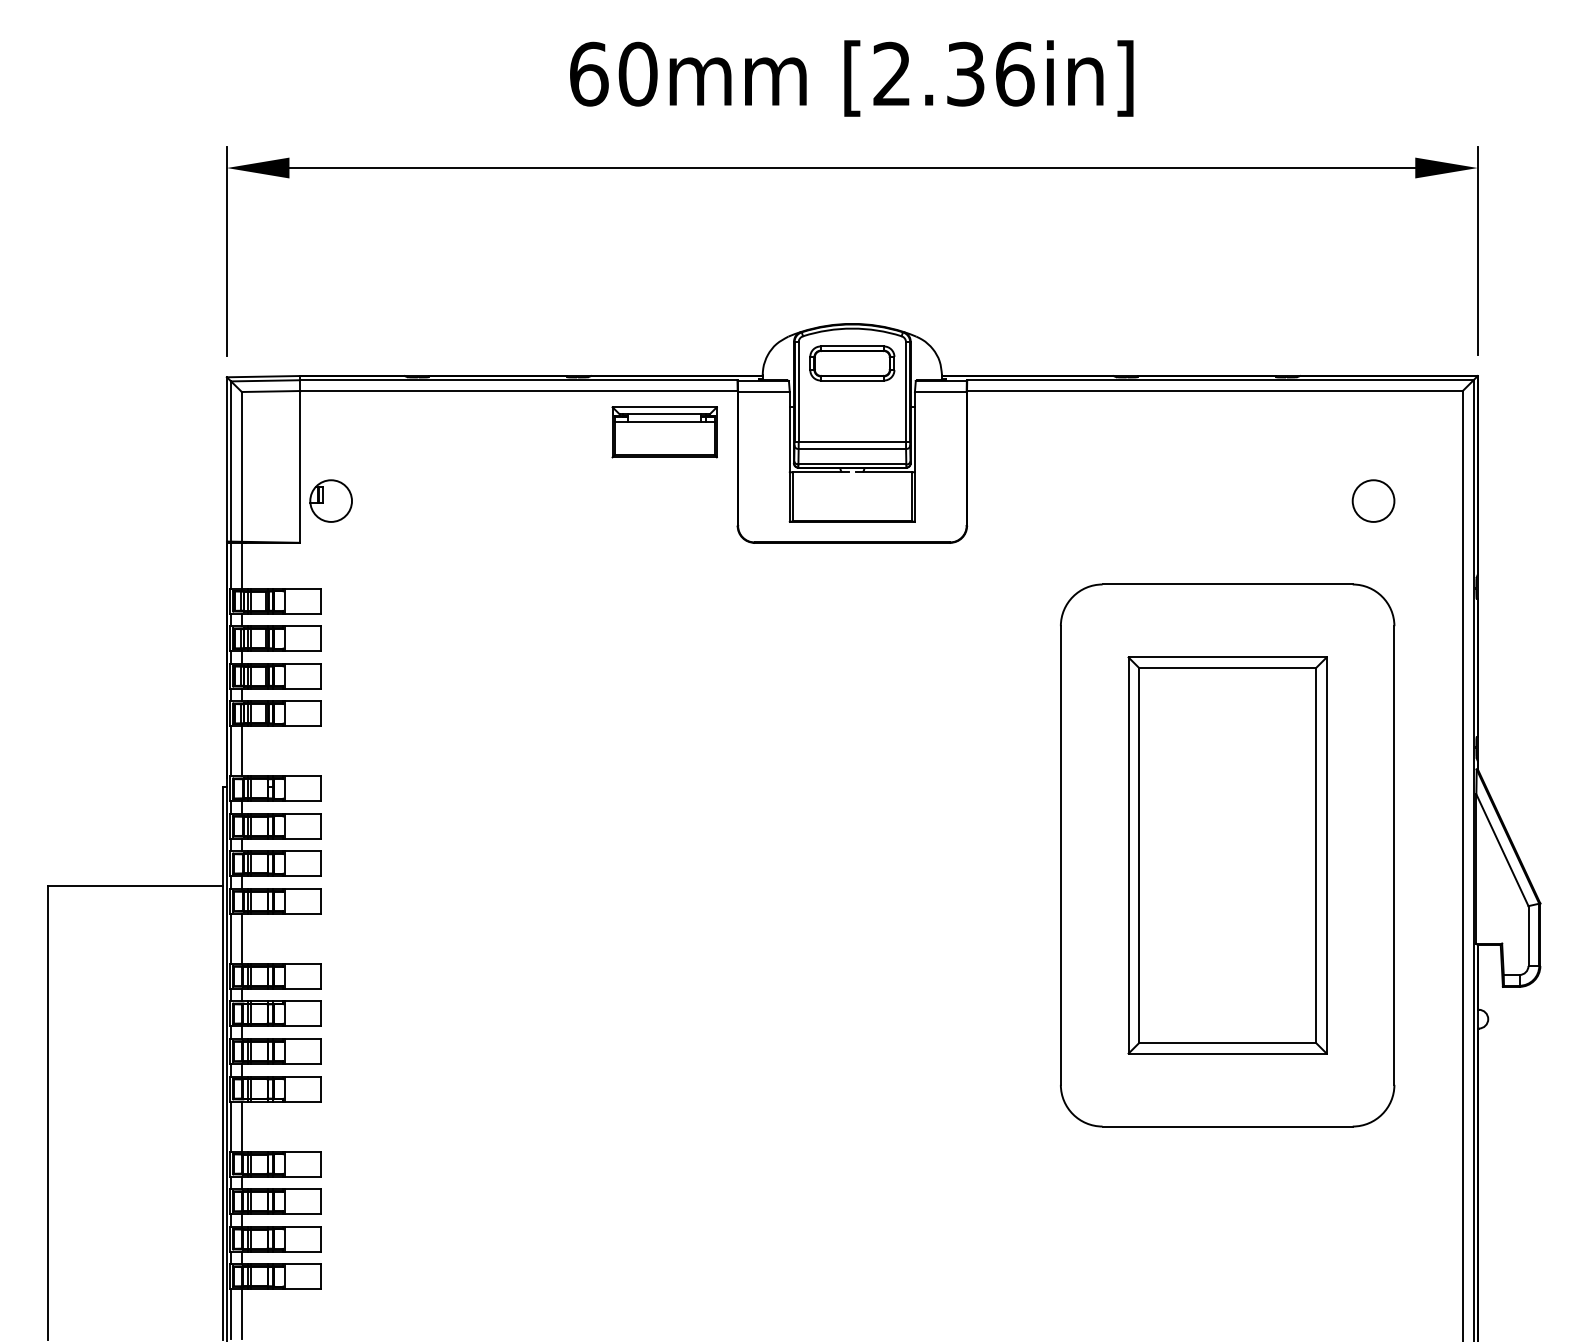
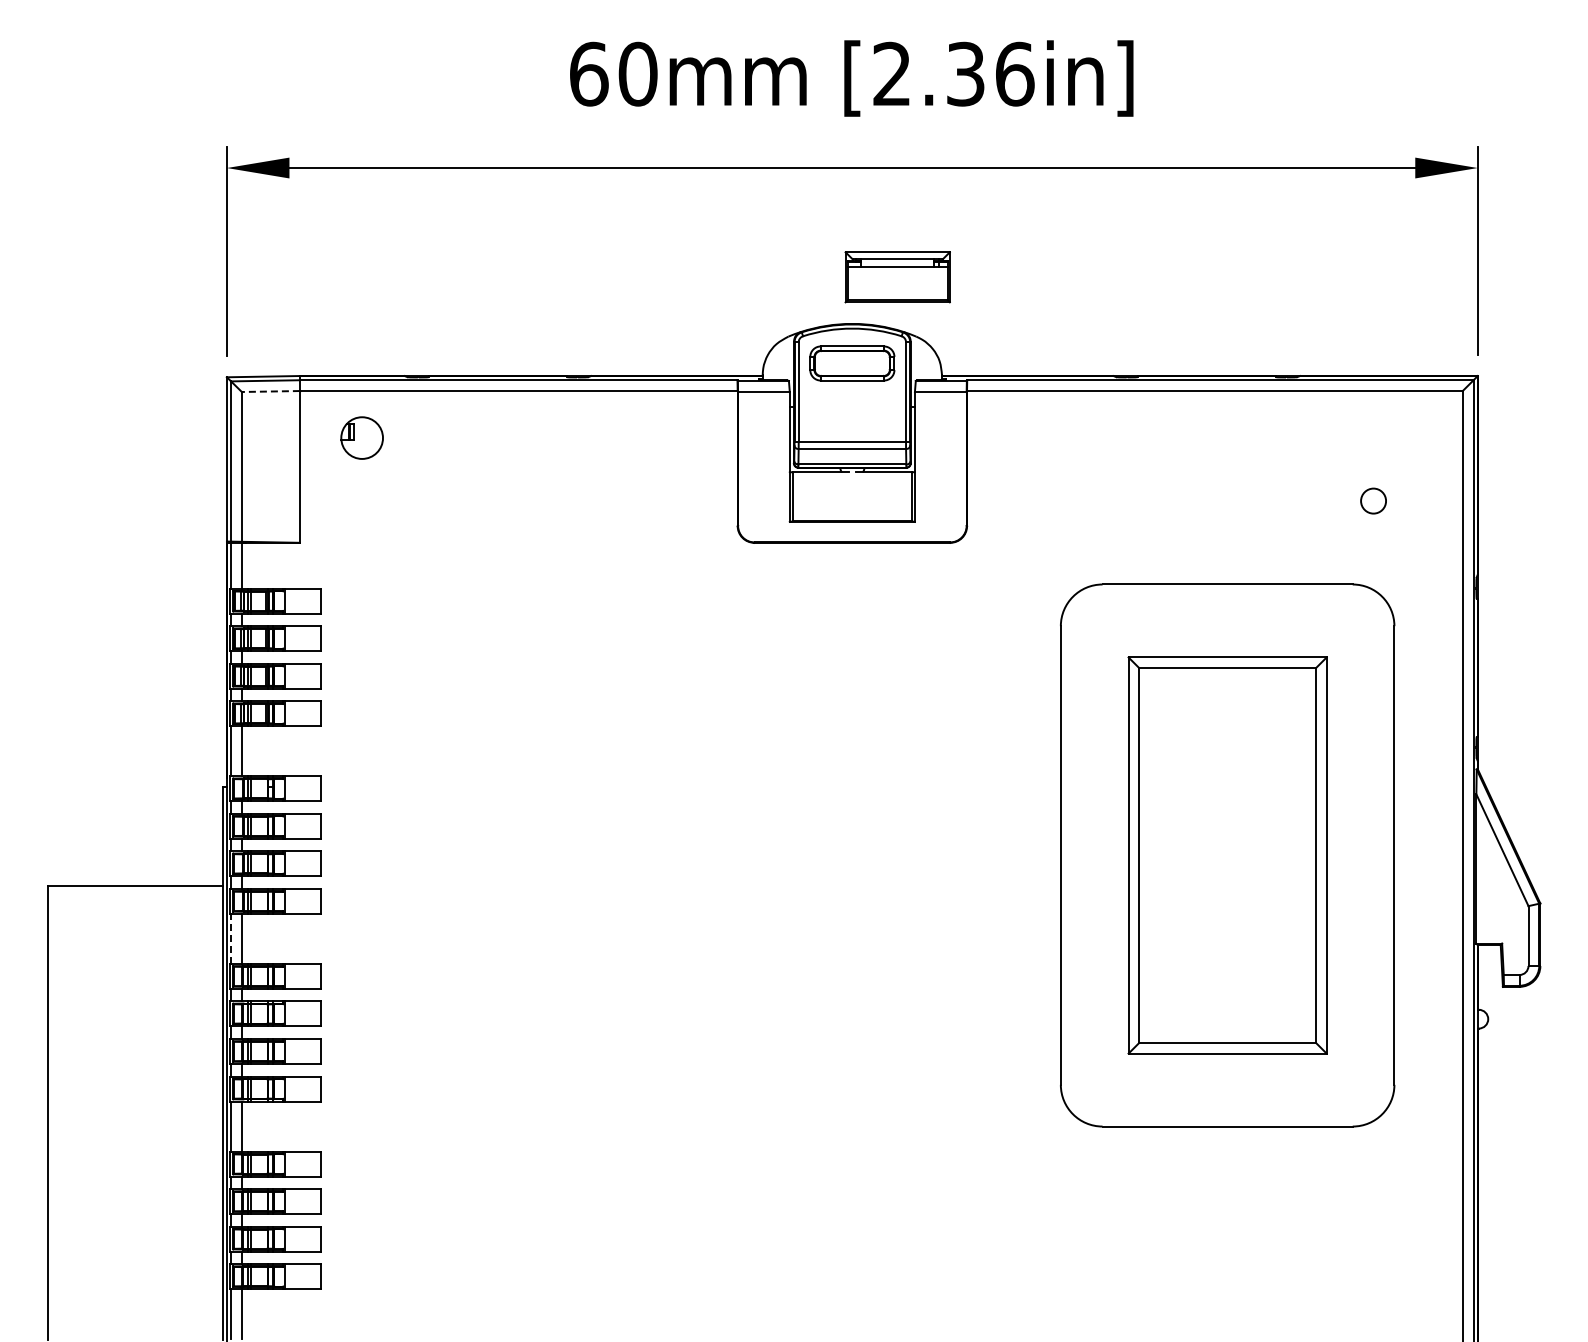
line: solid -> dashed (270, 391)
part position: (664, 432) -> (897, 277) (897, 277)
part position: (330, 500) -> (361, 437) (361, 437)
circle diameter: 42 px -> 25 px (1373, 500)
line: solid -> dashed (231, 938)
